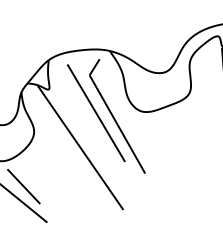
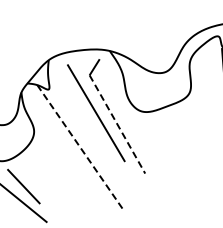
line: solid -> dashed (117, 124)
line: solid -> dashed (80, 147)
